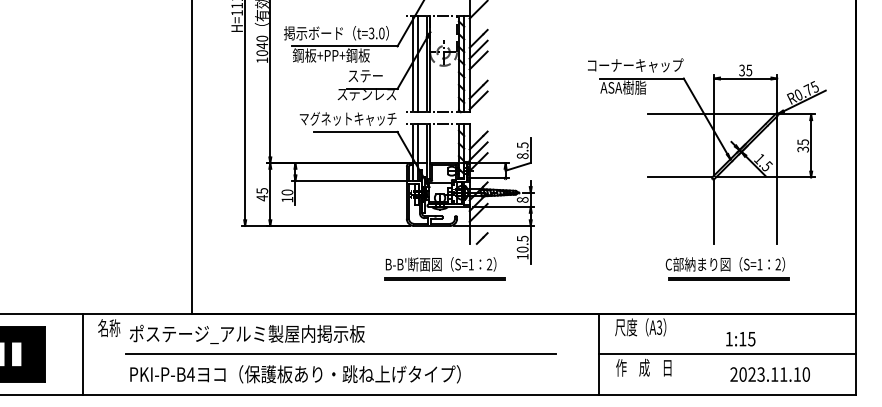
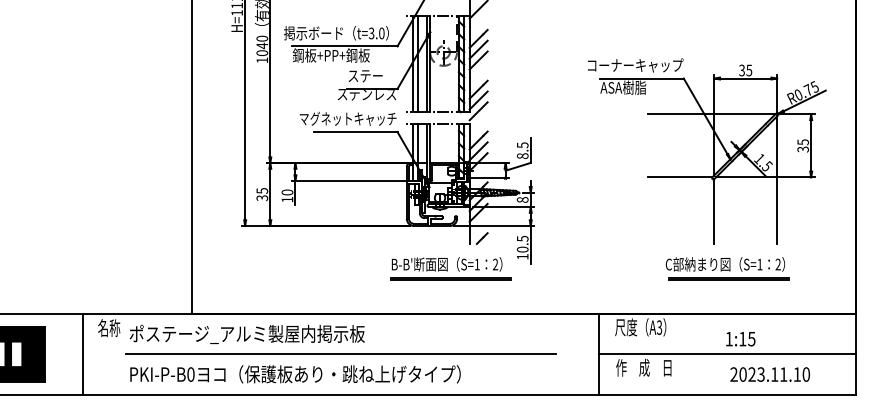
line: none -> present (478, 111)
text: 45 -> 35 (262, 198)
part position: (444, 268) -> (450, 268) (450, 268)
text: PKI-P-B4 -> PKI-P-B0 (190, 374)
